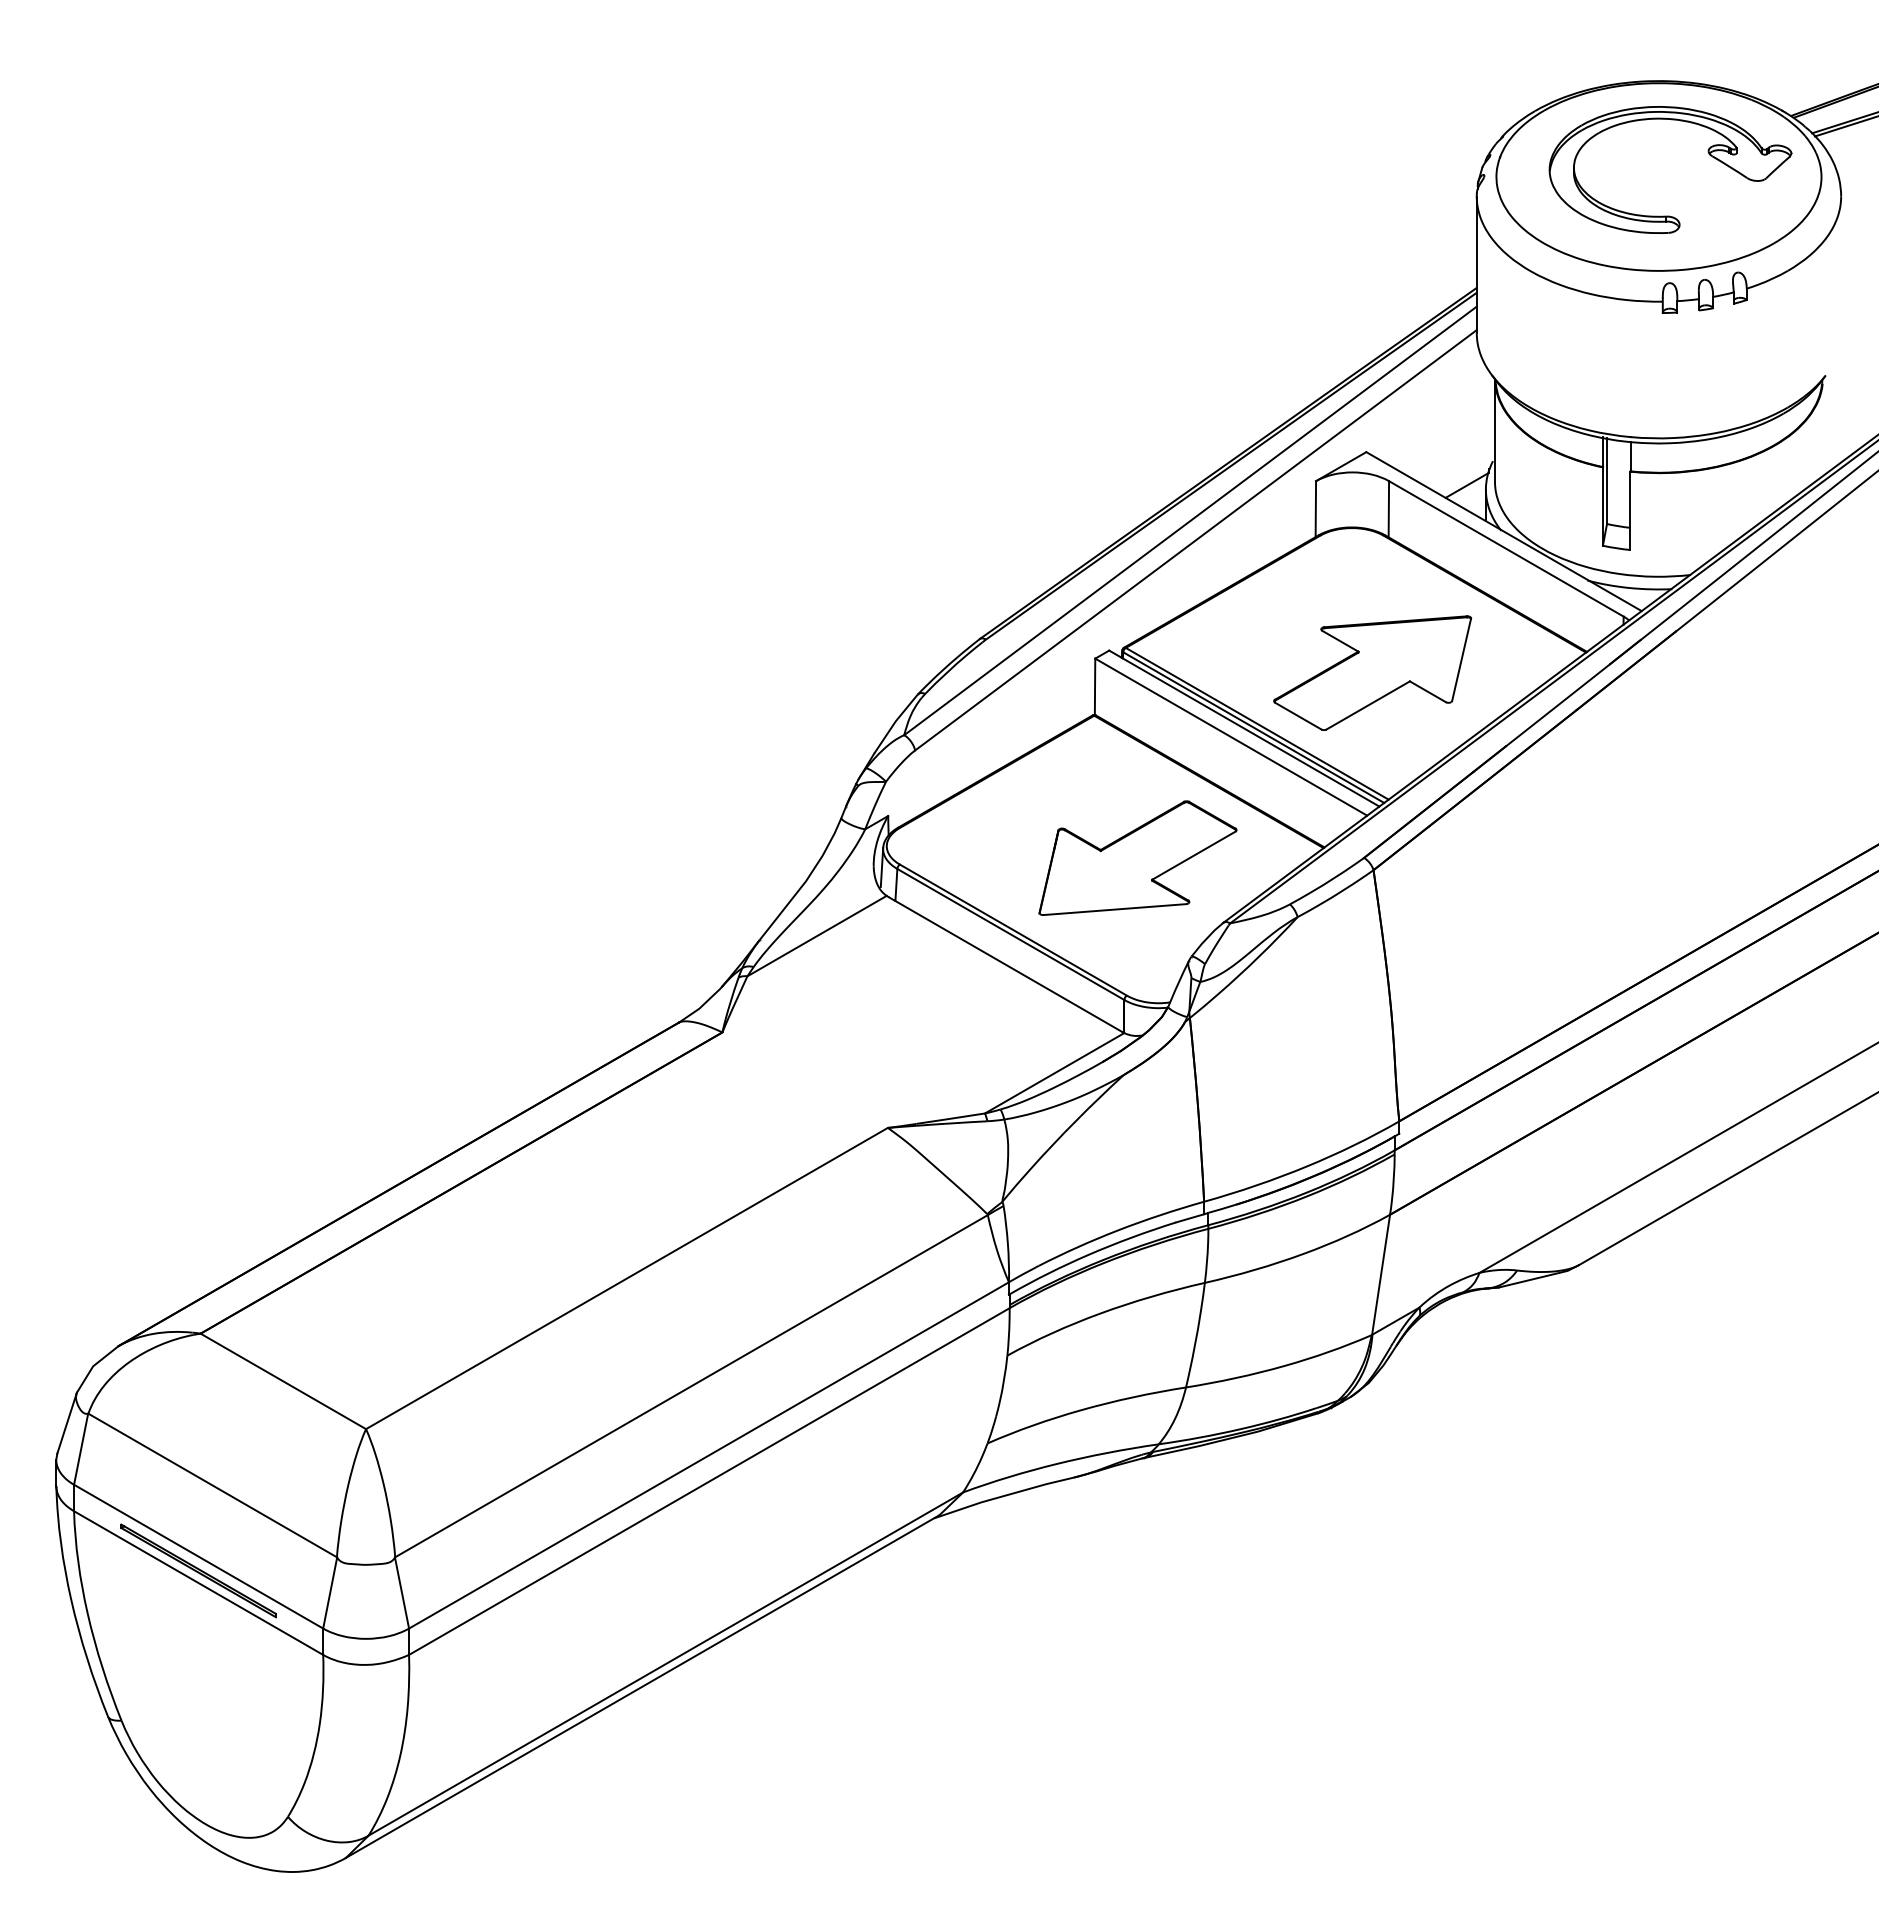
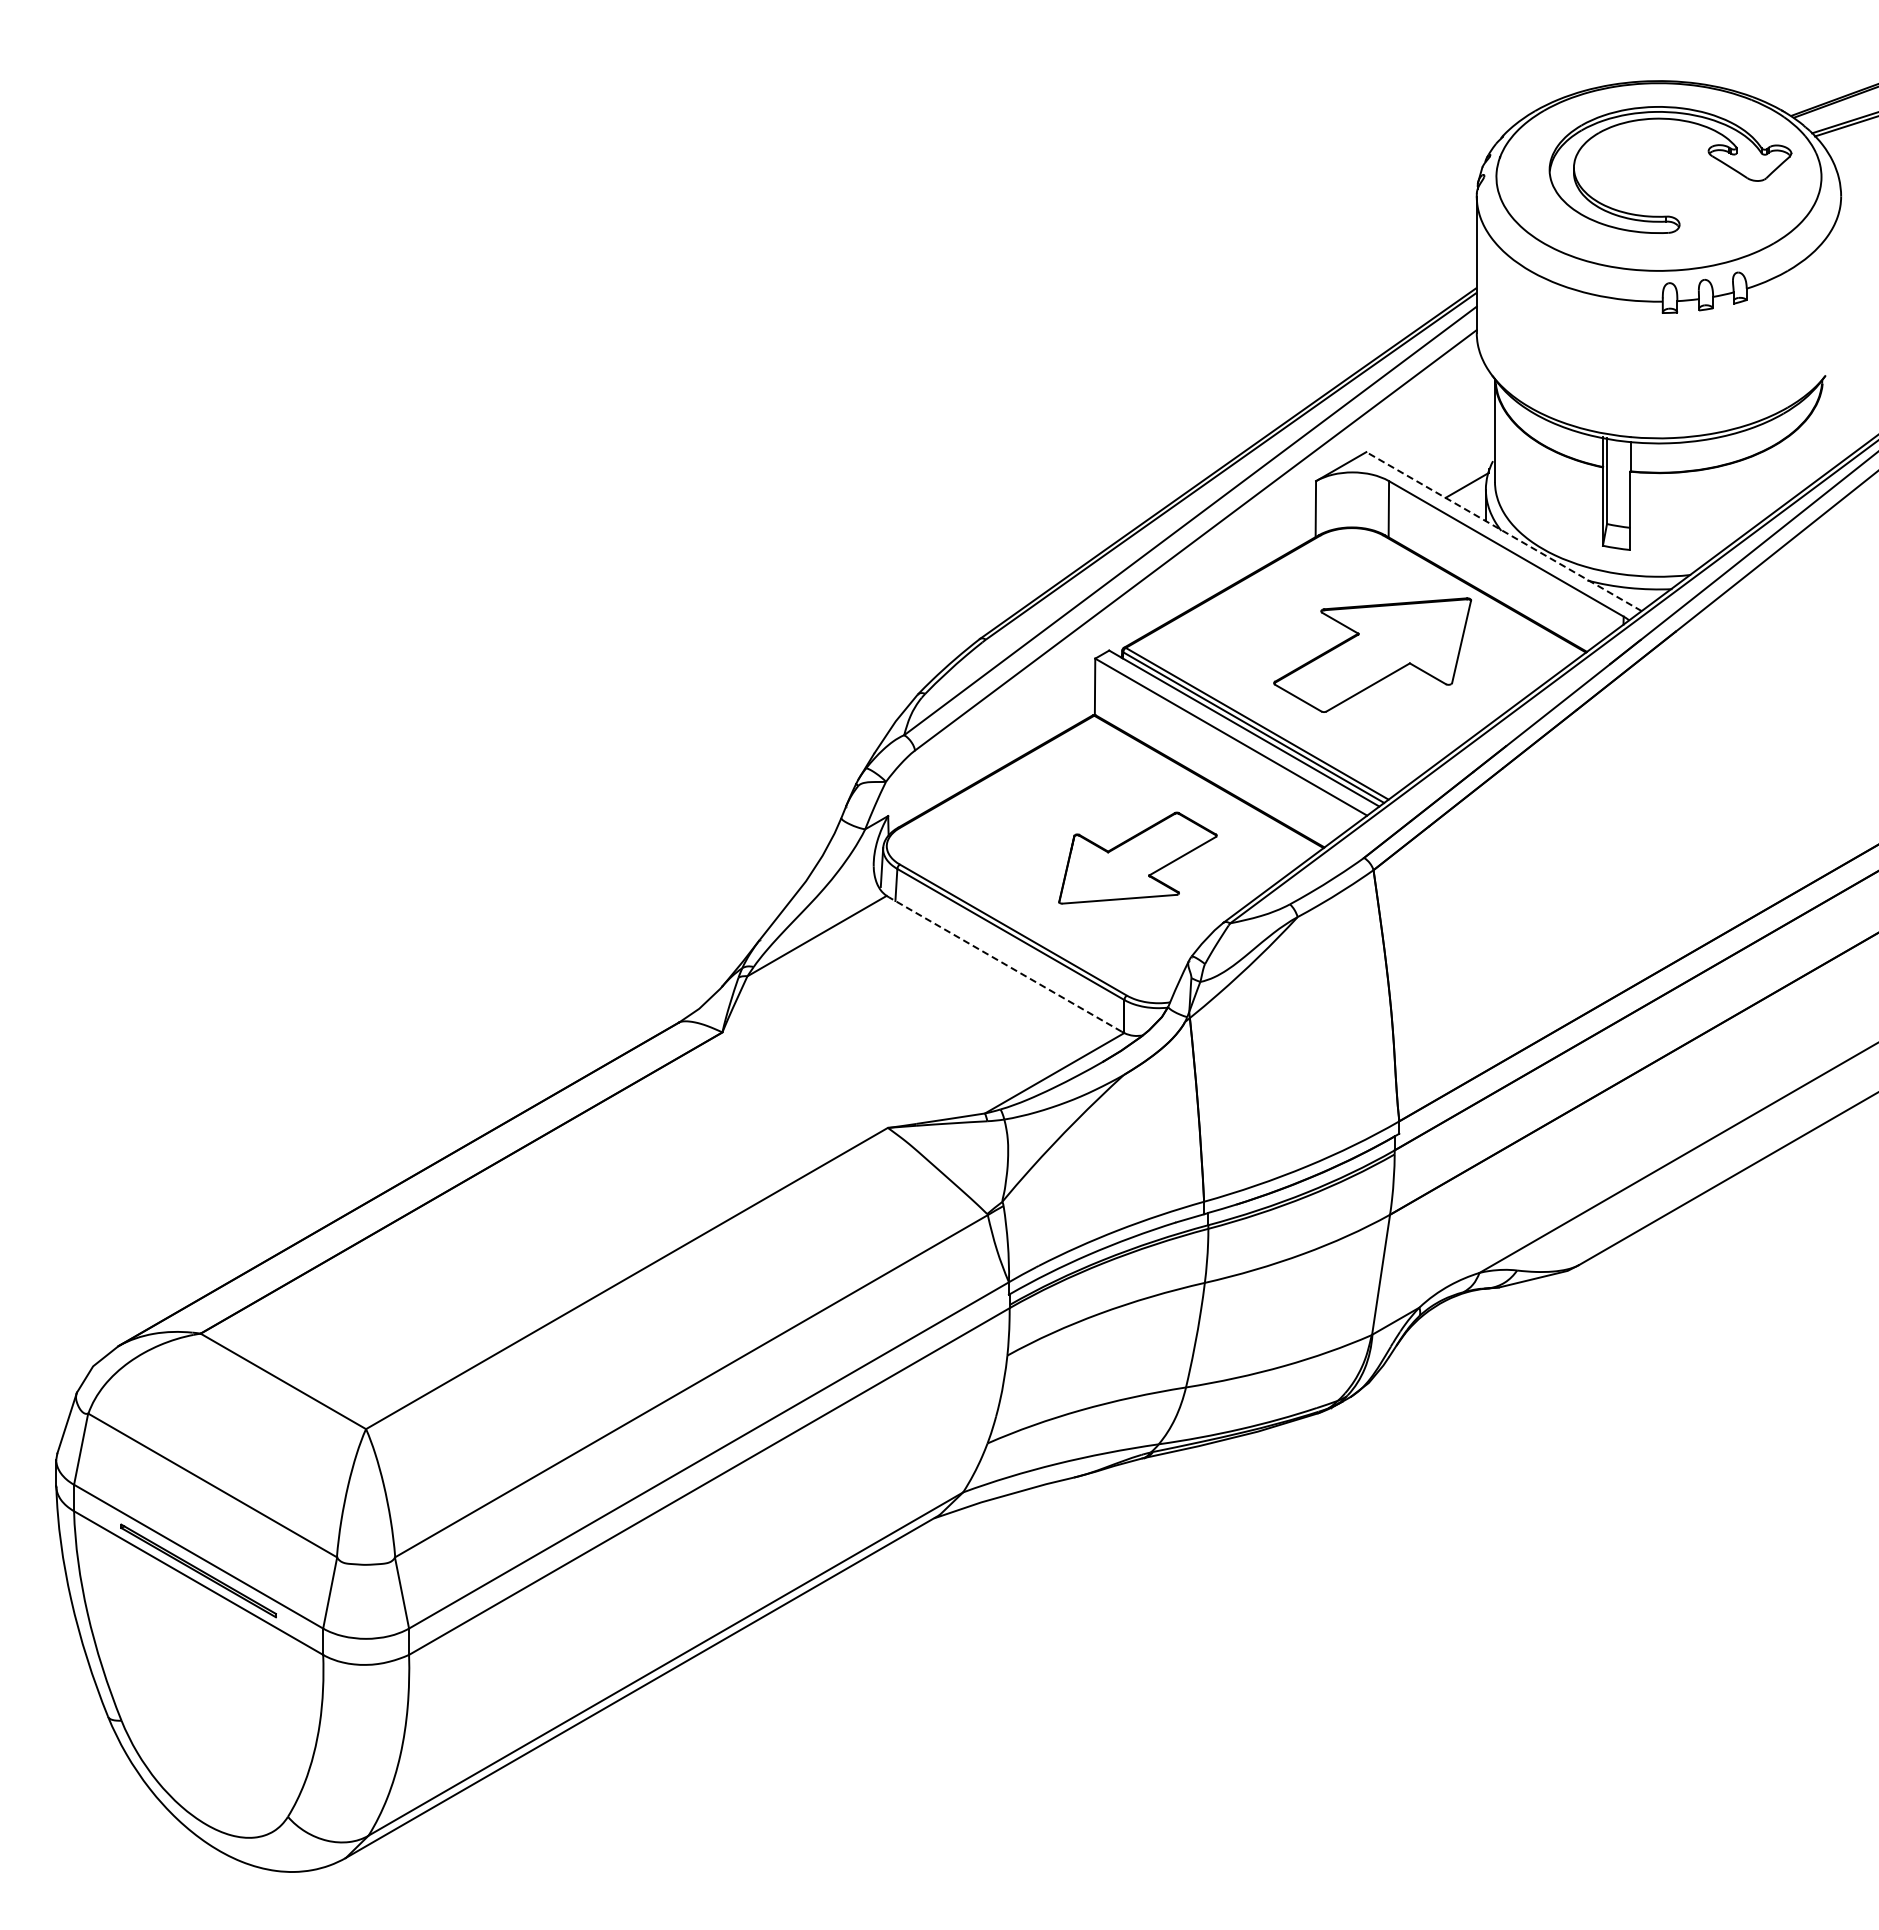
line: solid -> dashed (1504, 531)
part position: (1372, 672) -> (1372, 654) (1372, 654)
part size: 200x116 px -> 160x94 px (1137, 857)
line: solid -> dashed (1005, 964)
